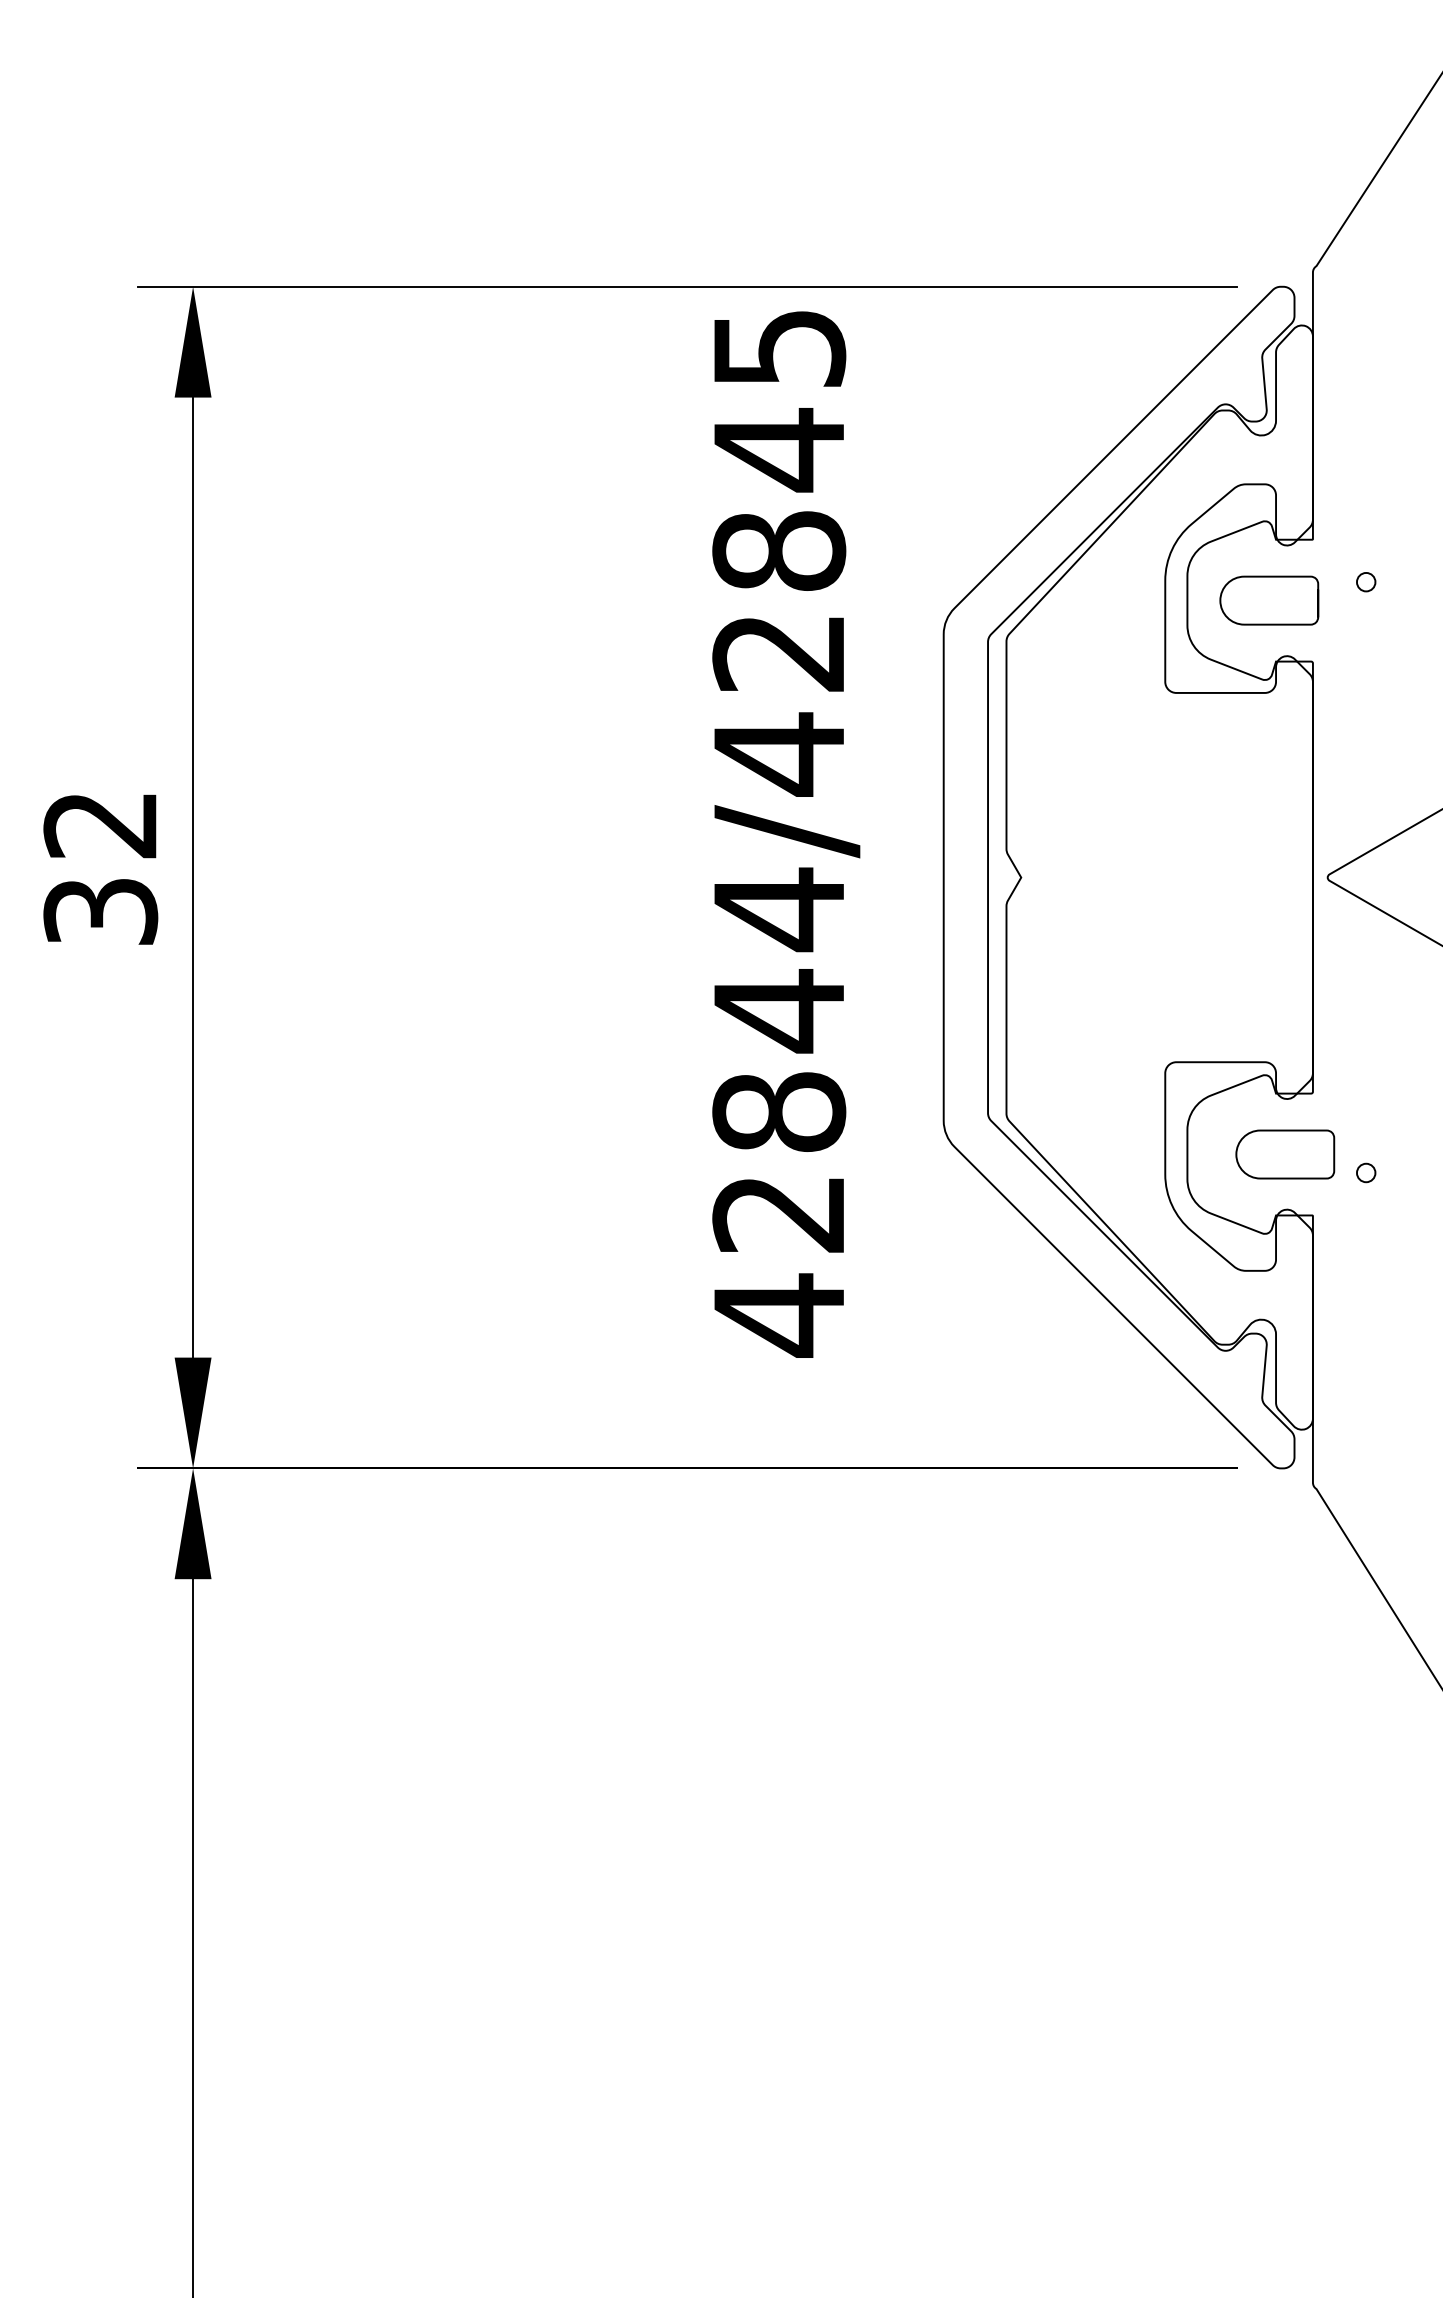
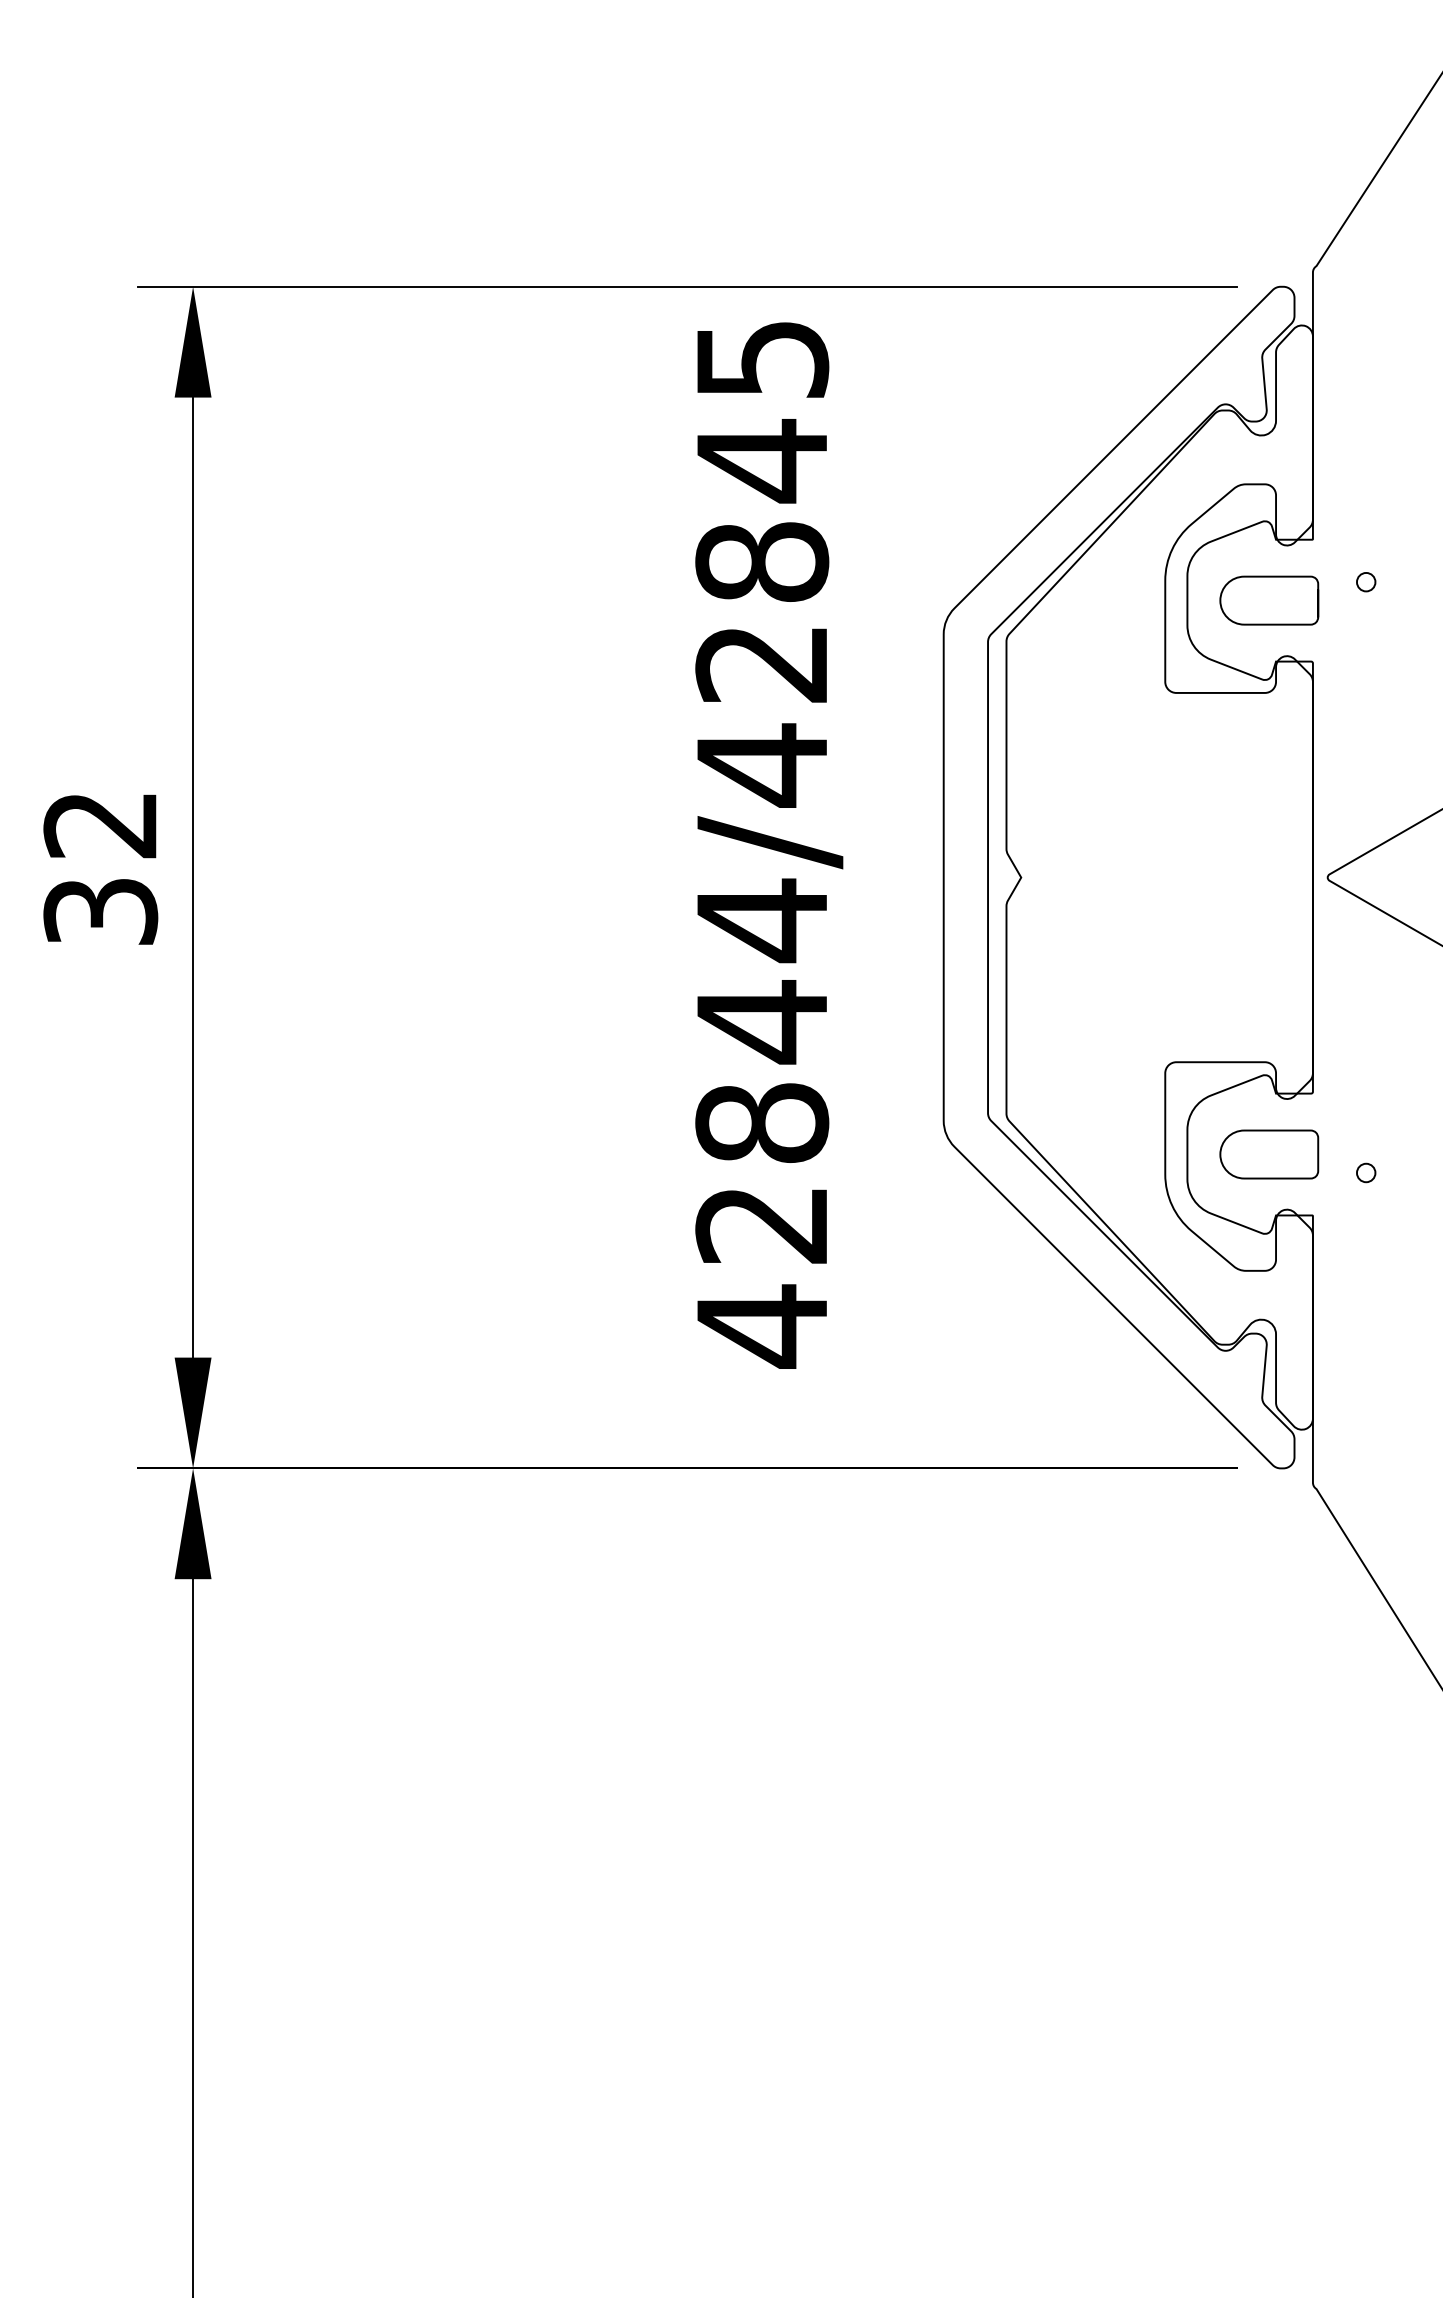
text position: (786, 834) -> (769, 845) (769, 845)
part position: (1285, 1154) -> (1269, 1154) (1269, 1154)
